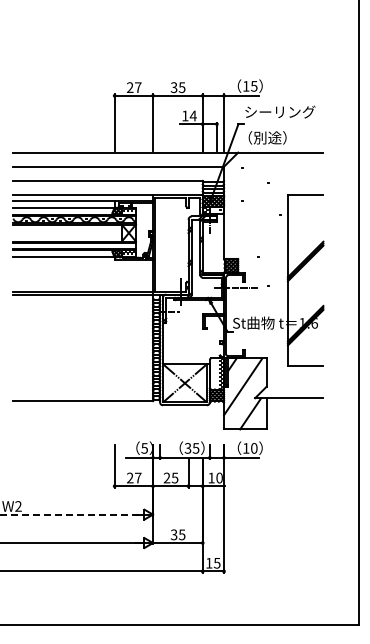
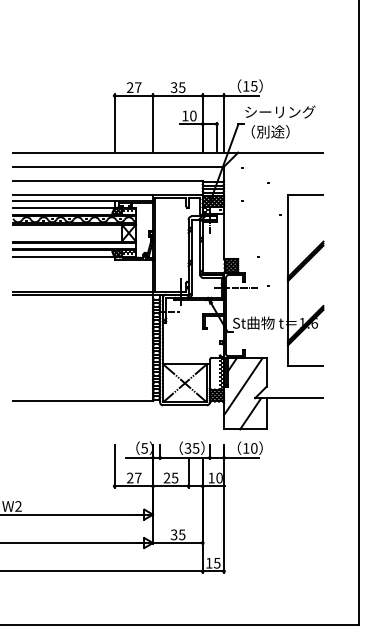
text: 14 -> 10 (192, 115)
text position: (267, 137) -> (270, 131) (270, 131)
line: dashed -> solid (72, 514)
